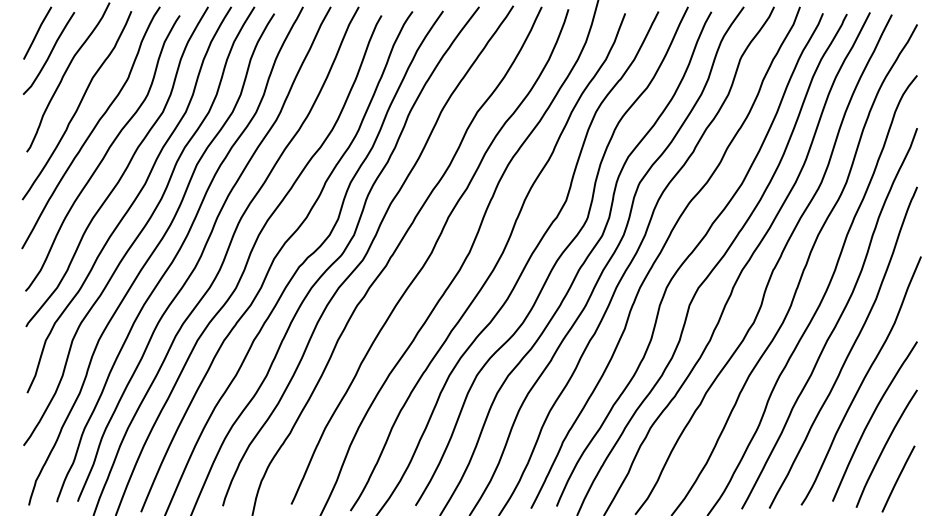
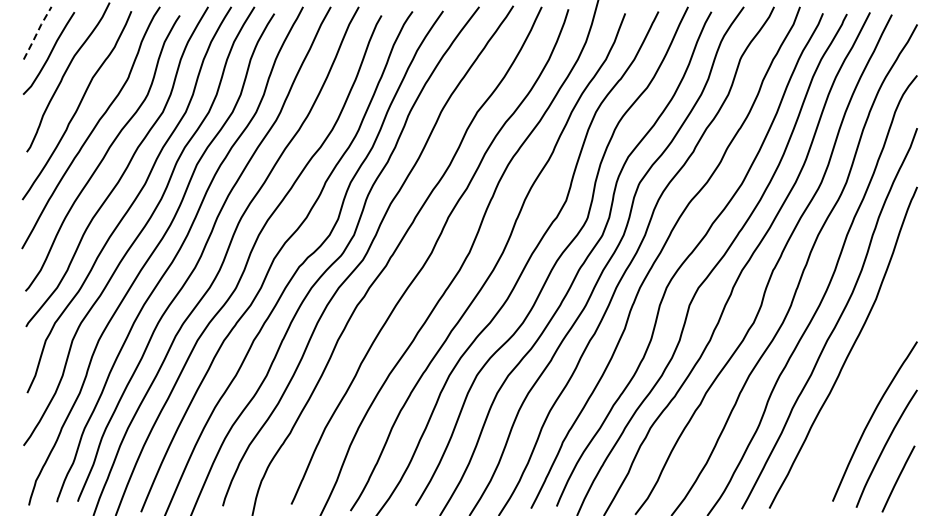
line: solid -> dashed (37, 32)
curve: present -> none (861, 381)
